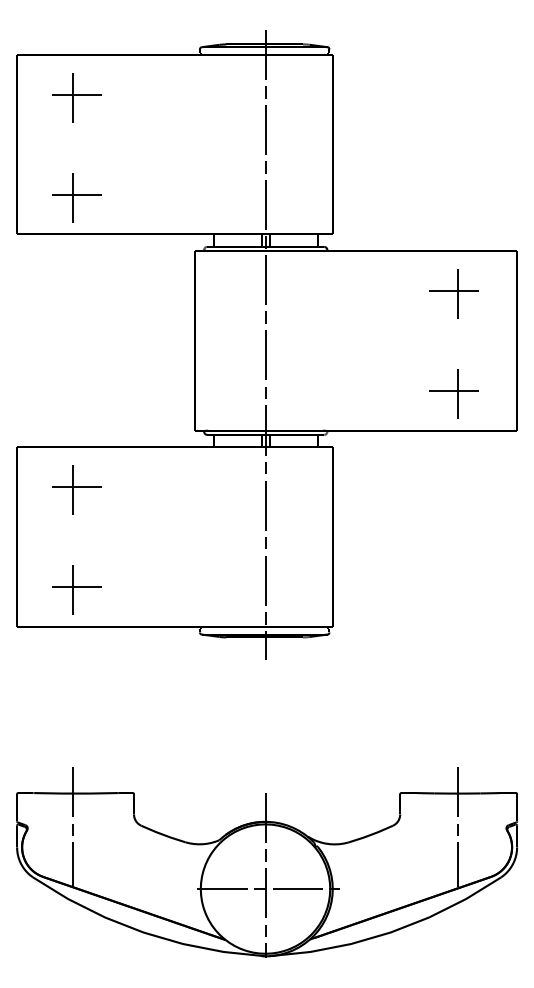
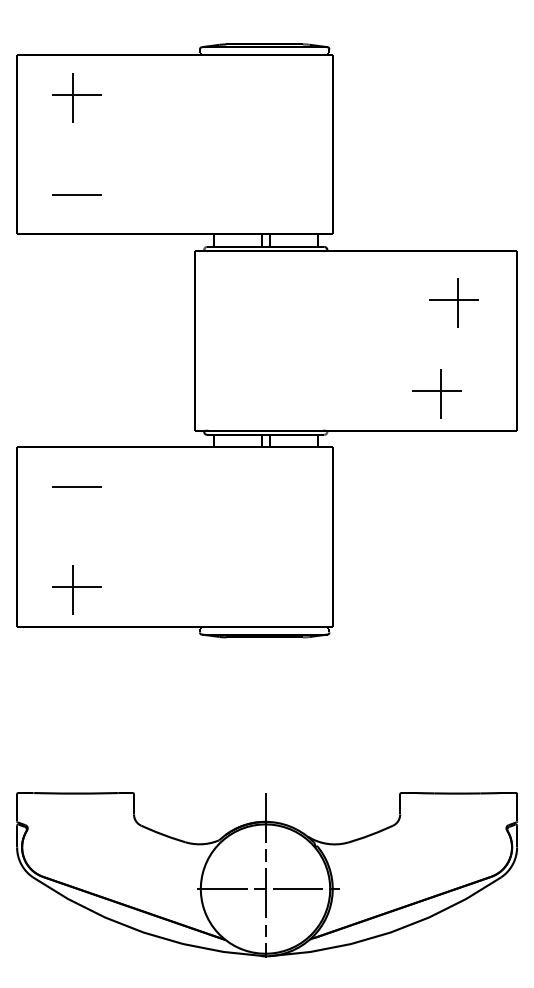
line: present -> none (73, 194)
part position: (453, 293) -> (453, 302) (453, 302)
line: present -> none (265, 344)
part position: (453, 393) -> (436, 393) (436, 393)
line: present -> none (73, 486)
line: present -> none (73, 827)
line: present -> none (457, 827)
